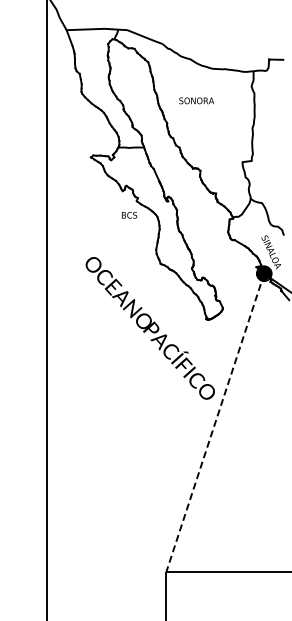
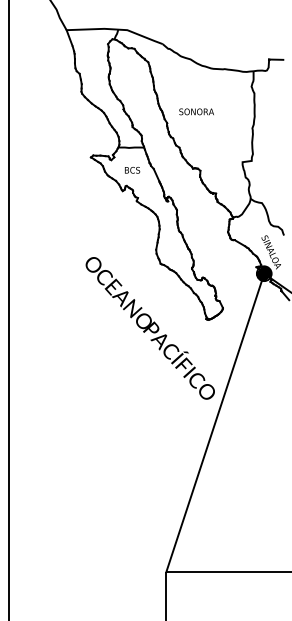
text position: (196, 100) -> (196, 111) (196, 111)
text position: (129, 215) -> (132, 170) (132, 170)
line position: (46, 309) -> (8, 309) (8, 309)
line: dashed -> solid (215, 422)
